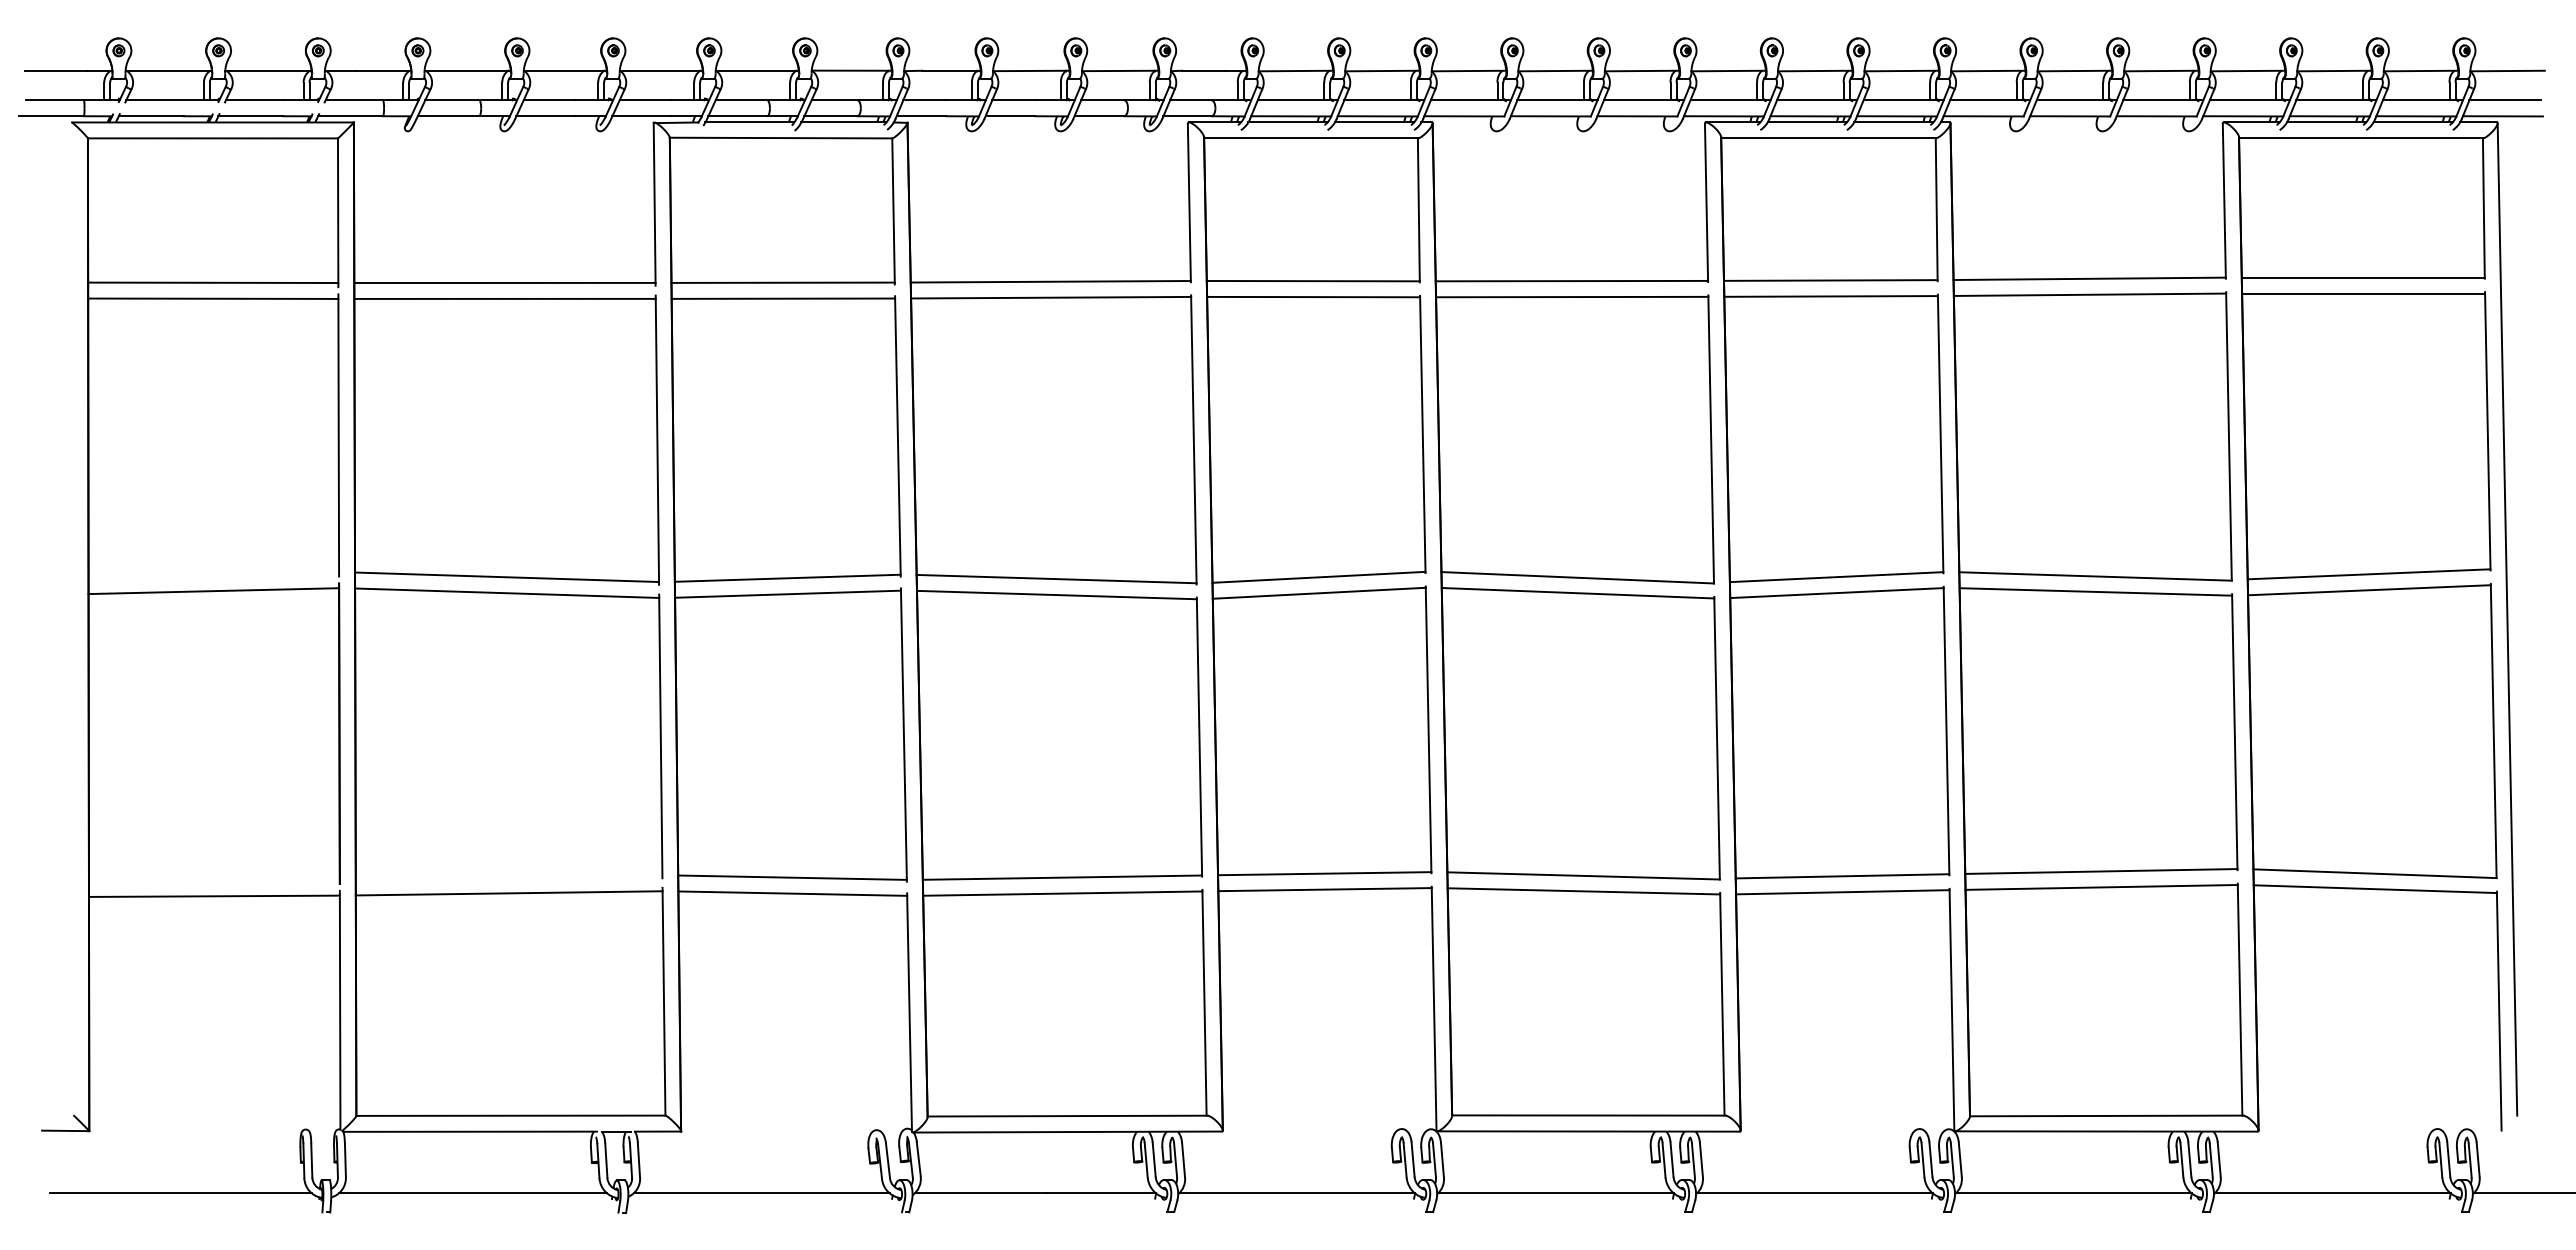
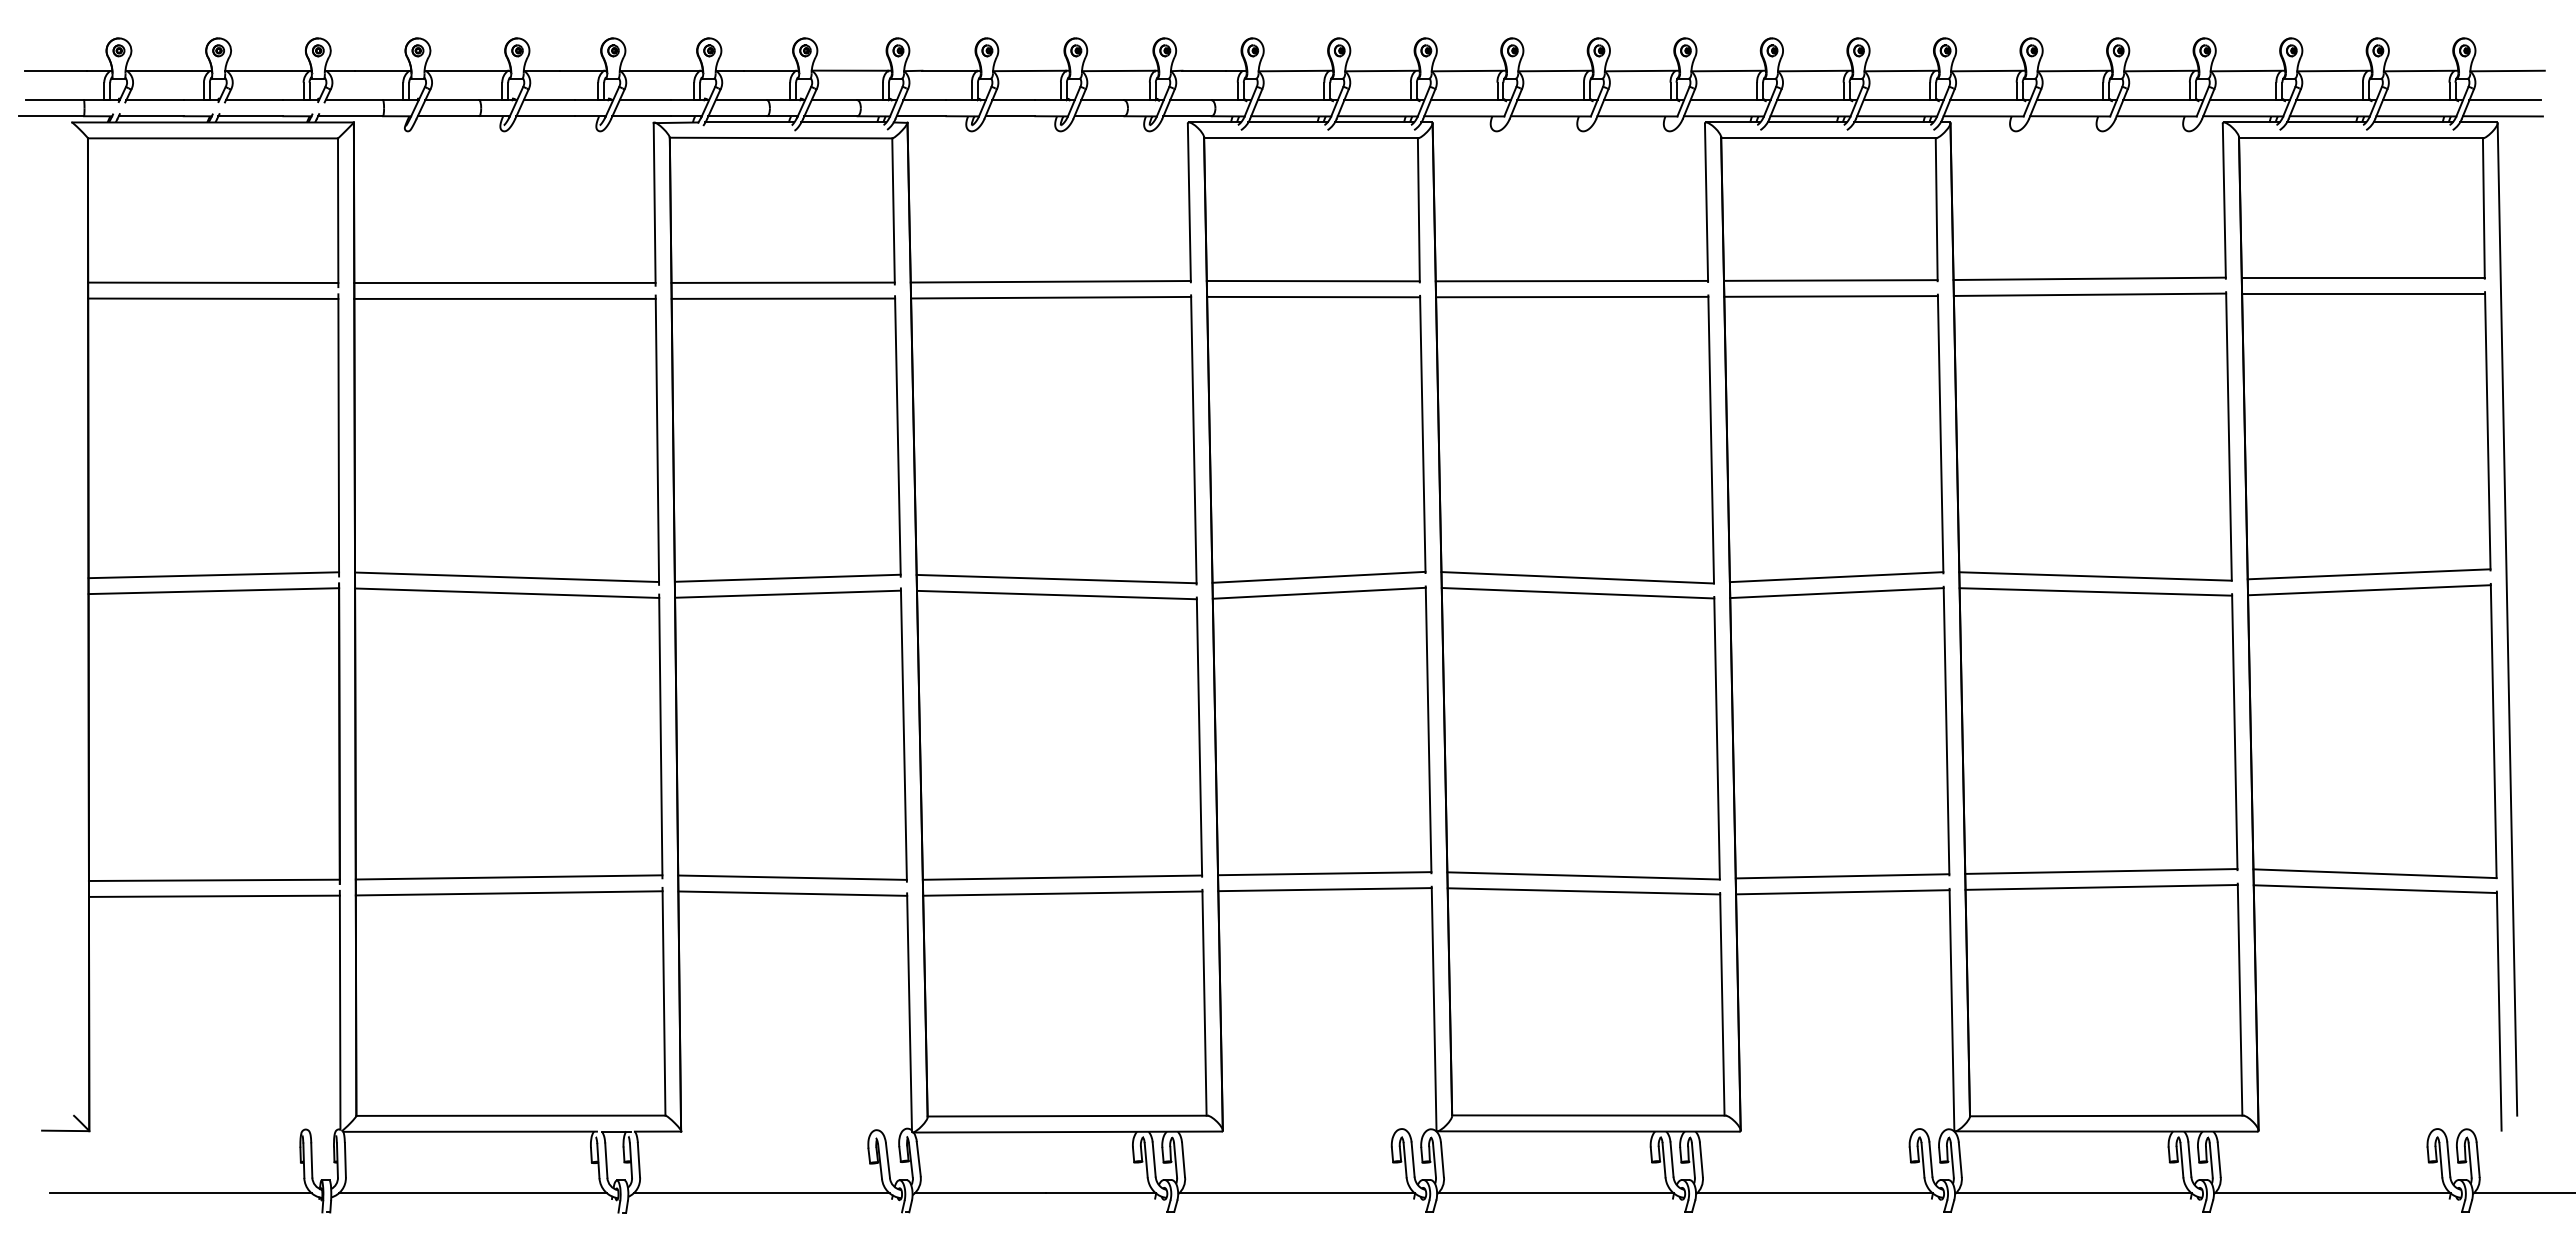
line: none -> present (213, 575)
line: none -> present (508, 877)
line: none -> present (213, 880)
